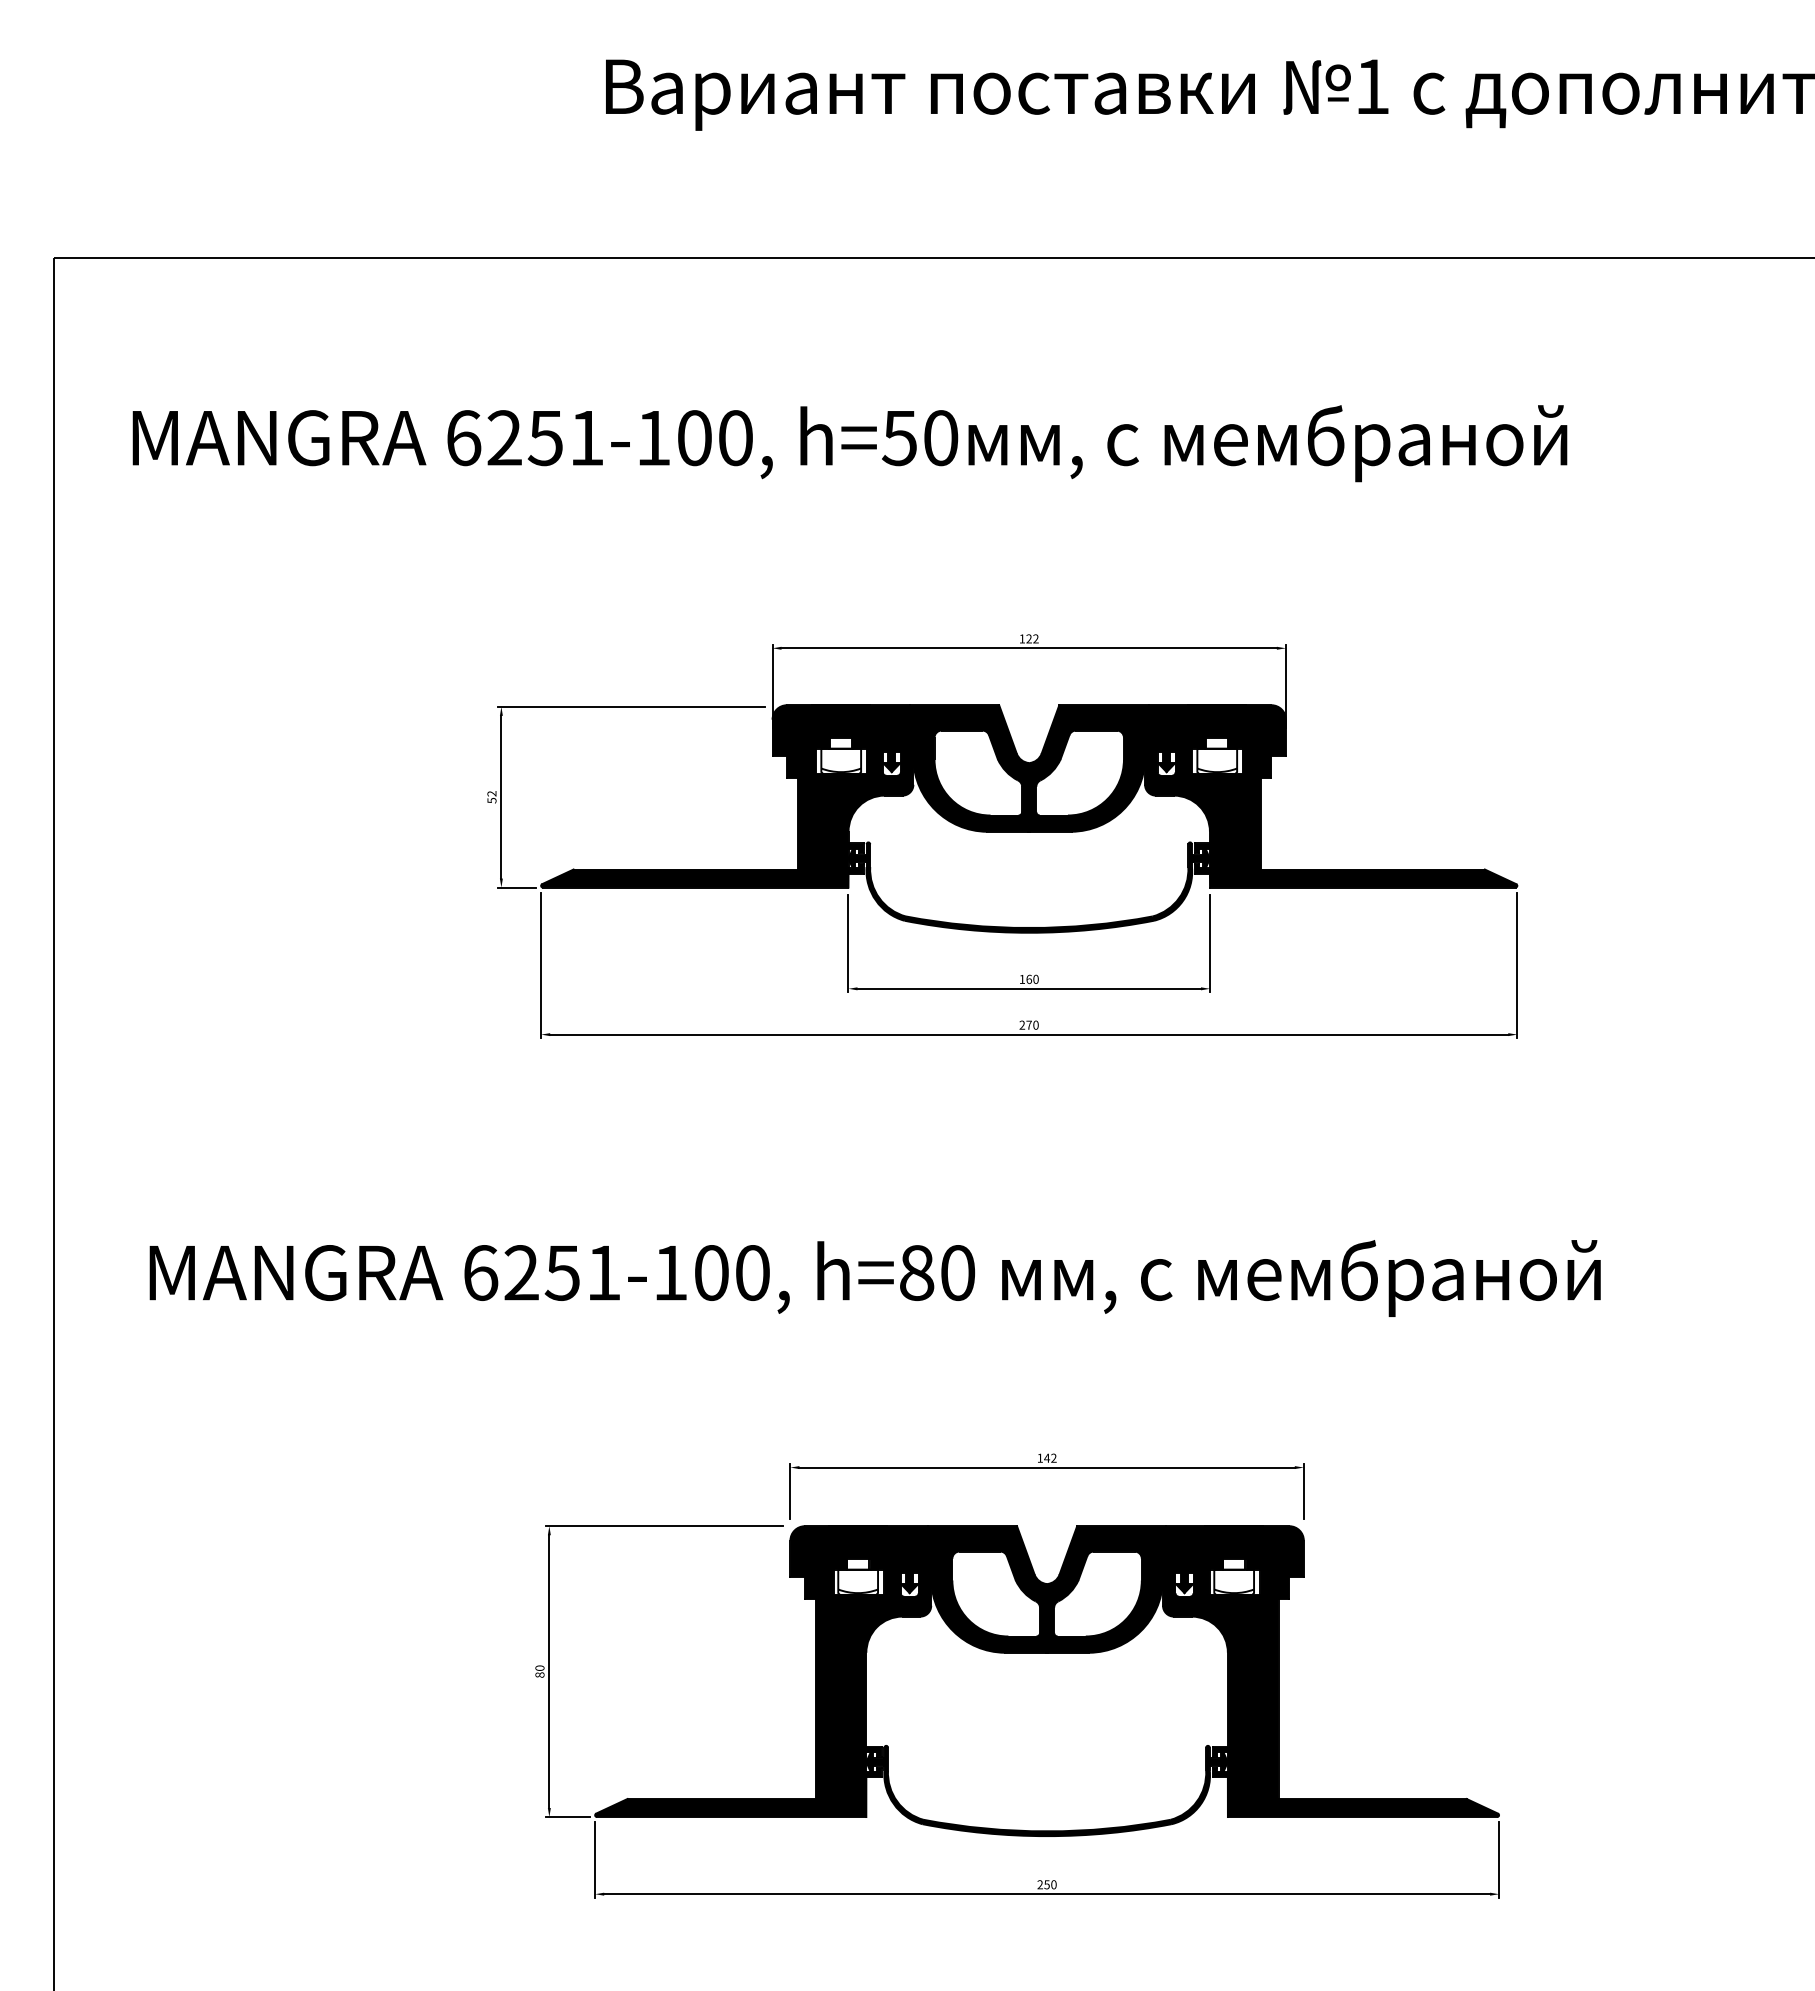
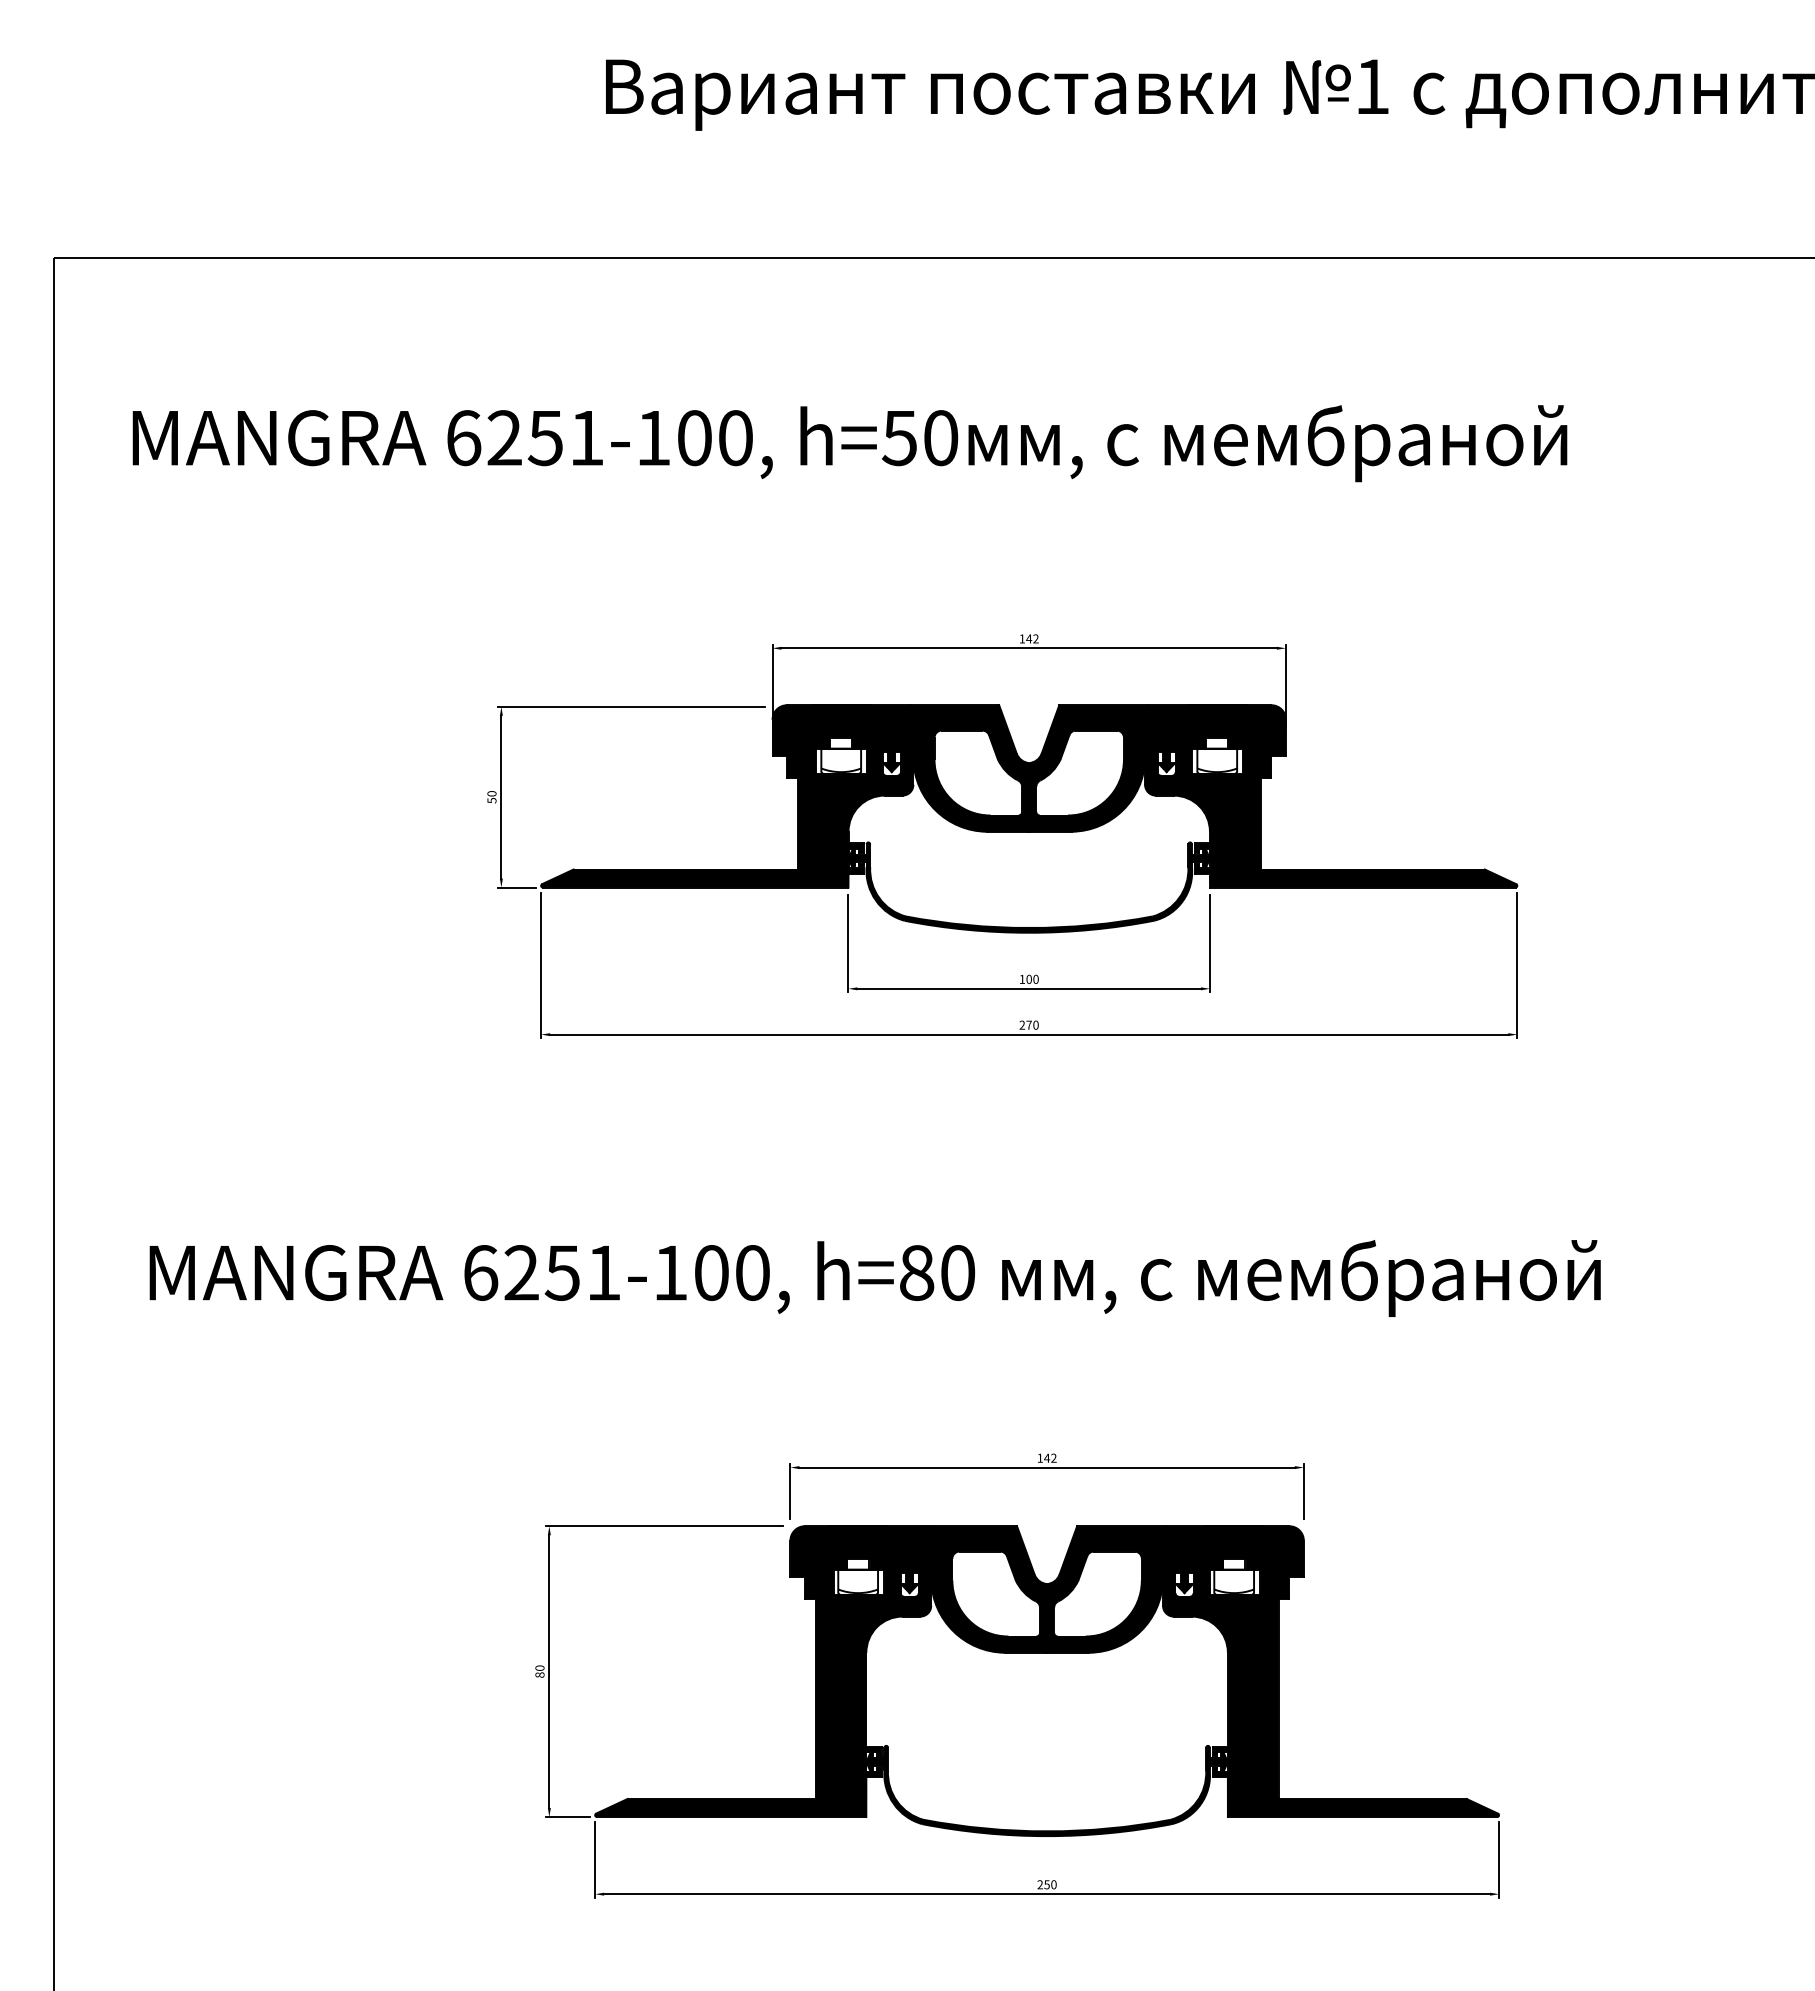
text: 122 -> 142 (1029, 638)
text: 52 -> 50 (491, 793)
text: 160 -> 100 (1029, 978)
